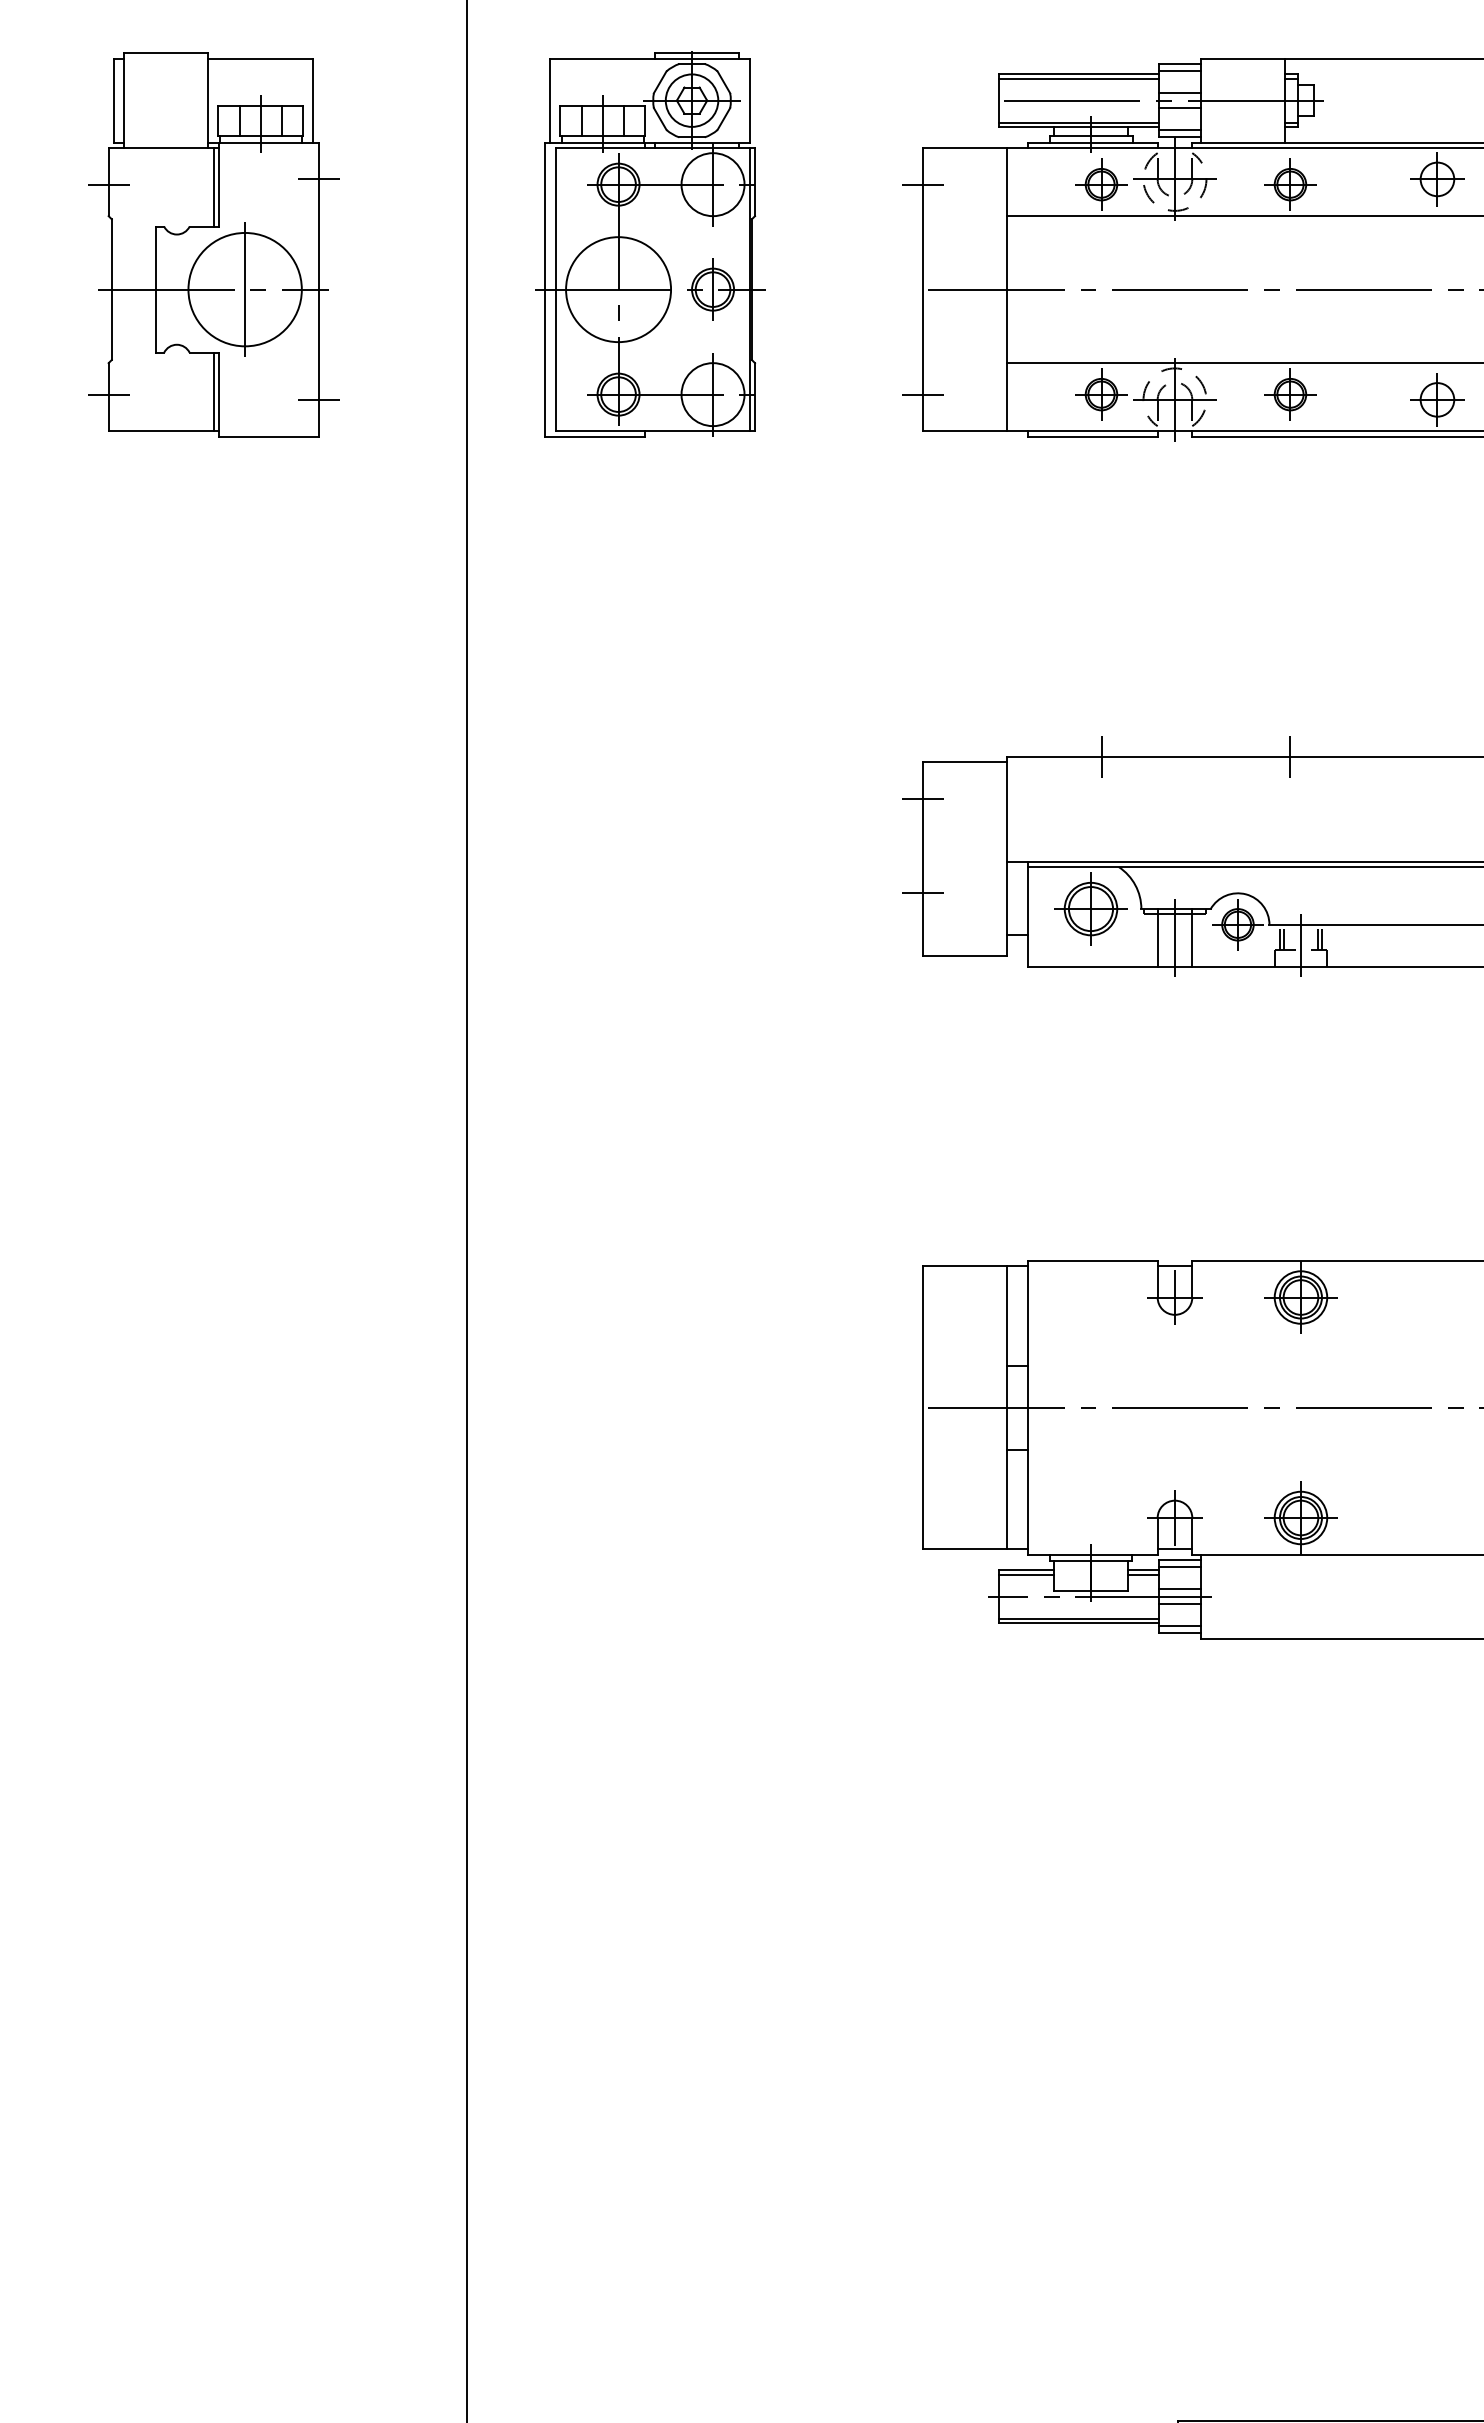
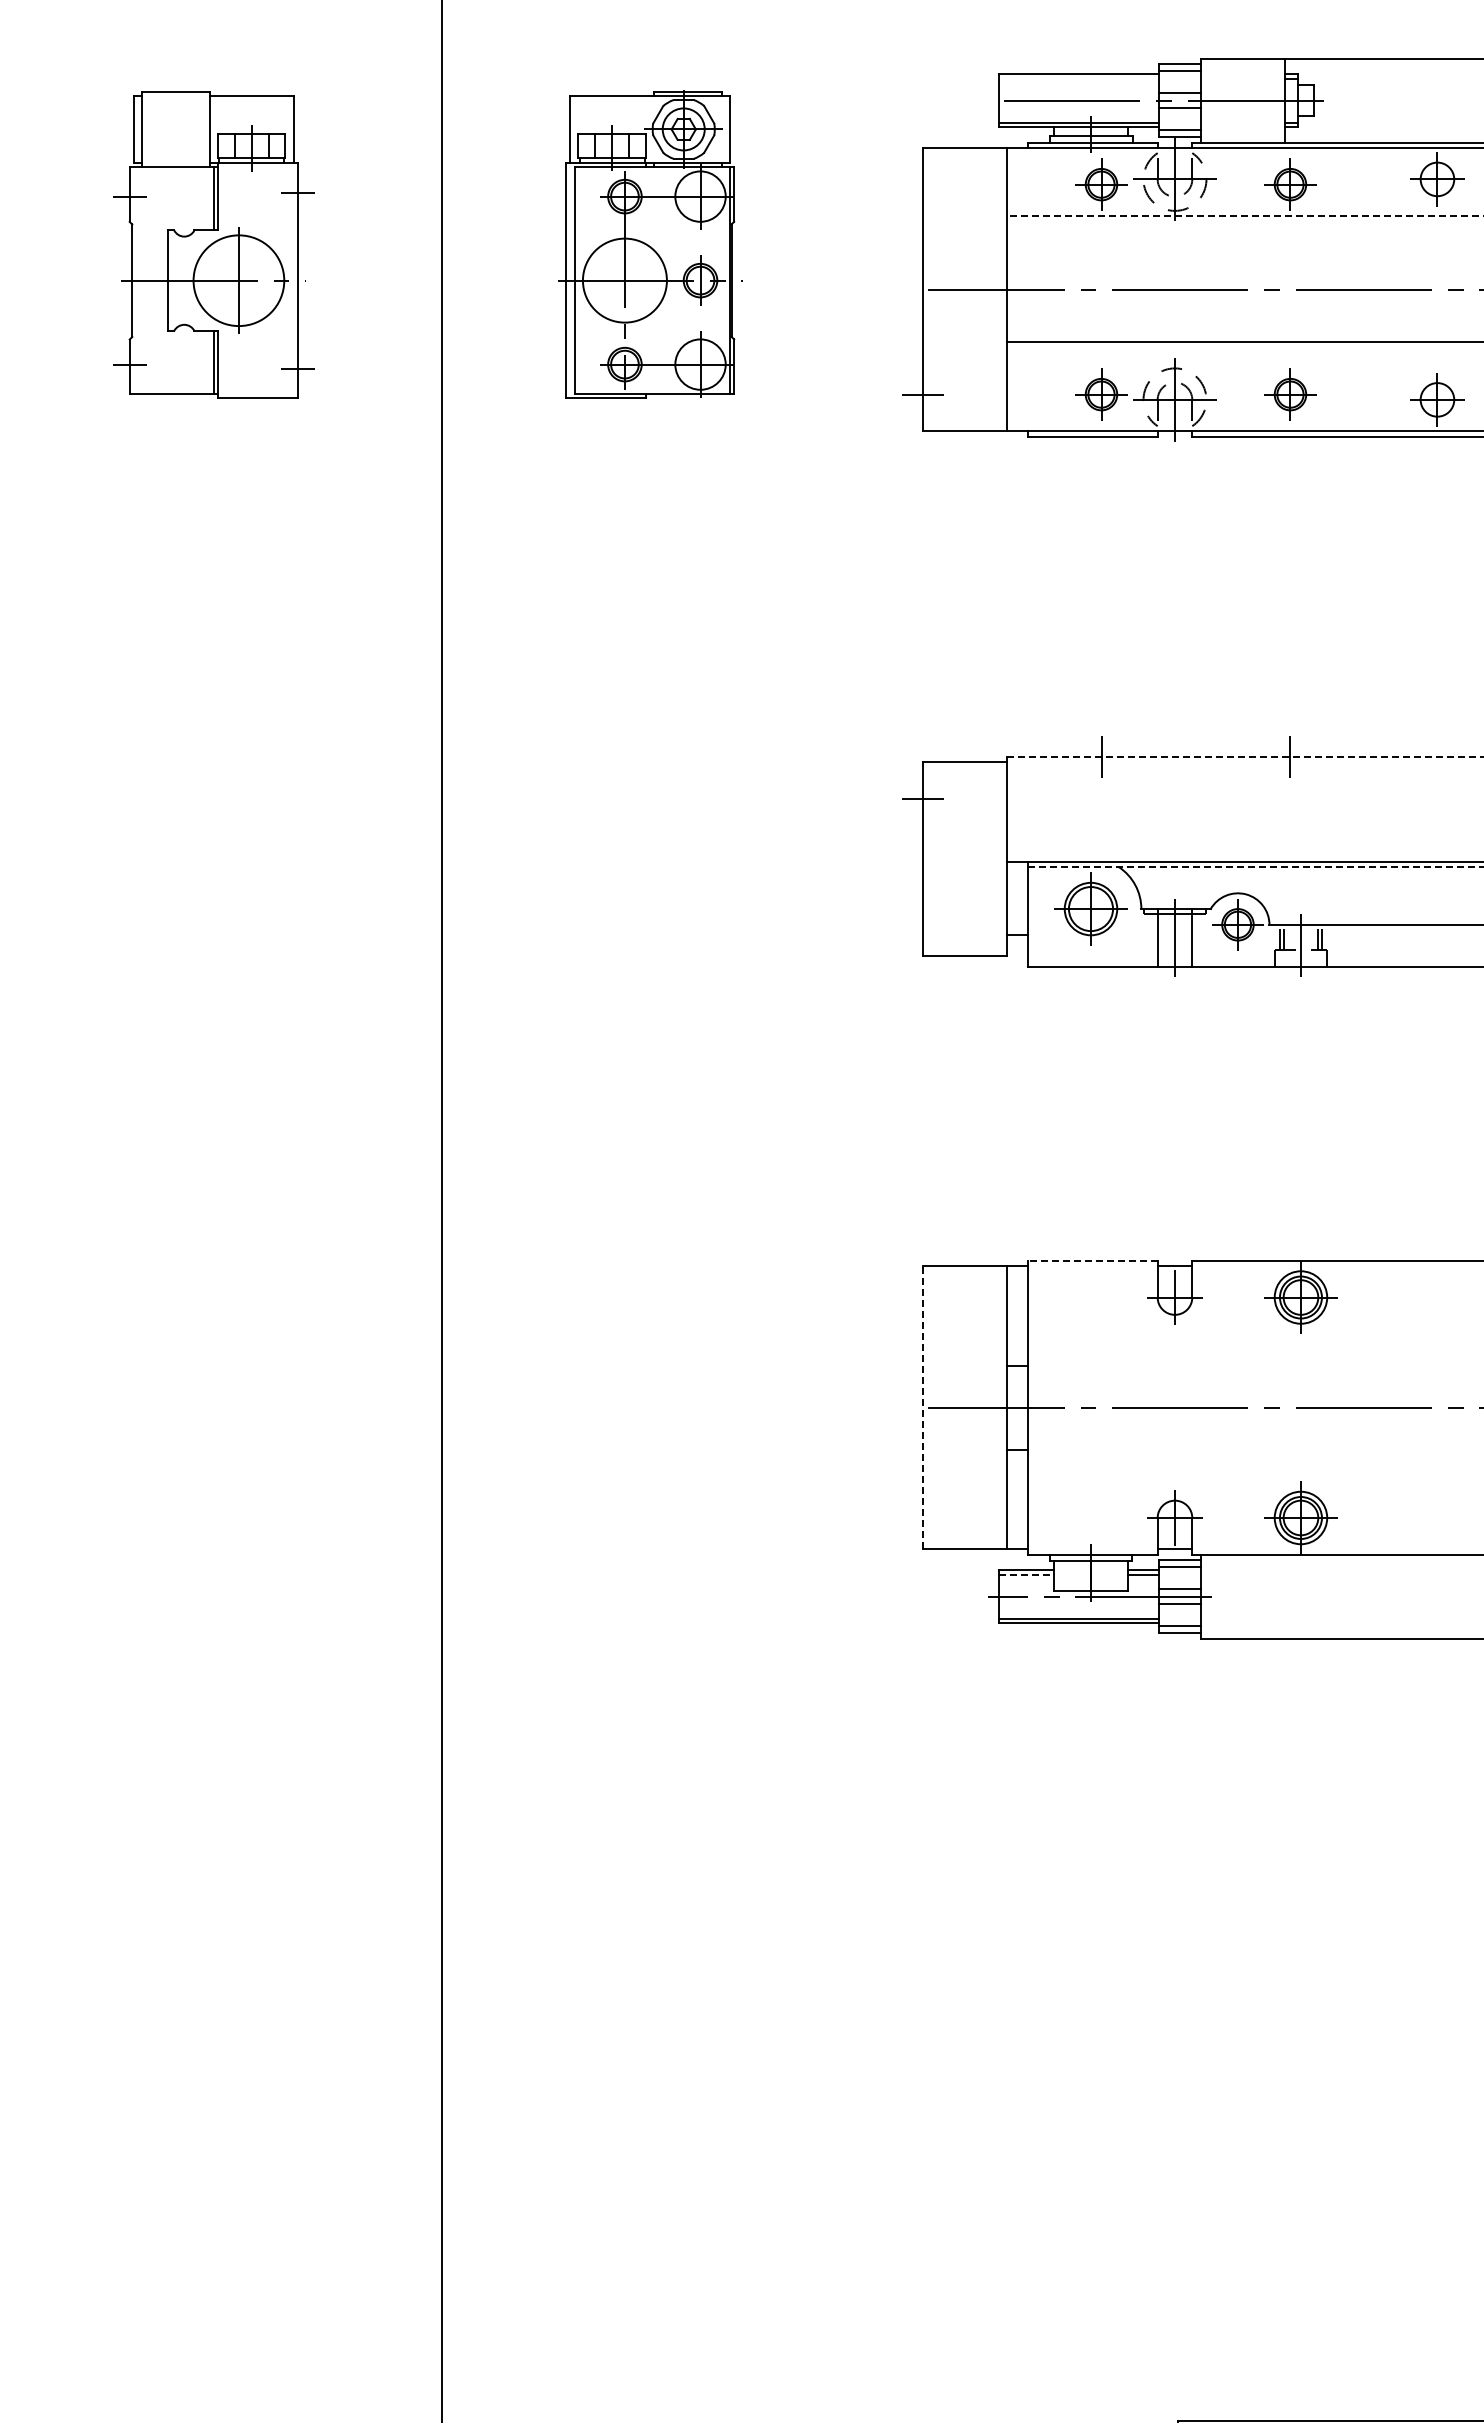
line: present -> none (1078, 78)
line: present -> none (923, 184)
line: solid -> dashed (1244, 216)
part size: 252x386 px -> 202x308 px (213, 244)
part size: 231x387 px -> 185x309 px (650, 244)
line position: (1243, 363) -> (1243, 342) (1243, 342)
line: solid -> dashed (1245, 756)
line: solid -> dashed (1255, 867)
line: present -> none (923, 893)
line position: (466, 1210) -> (441, 1210) (441, 1210)
line: solid -> dashed (1092, 1260)
line: solid -> dashed (923, 1407)
line: solid -> dashed (1026, 1574)
